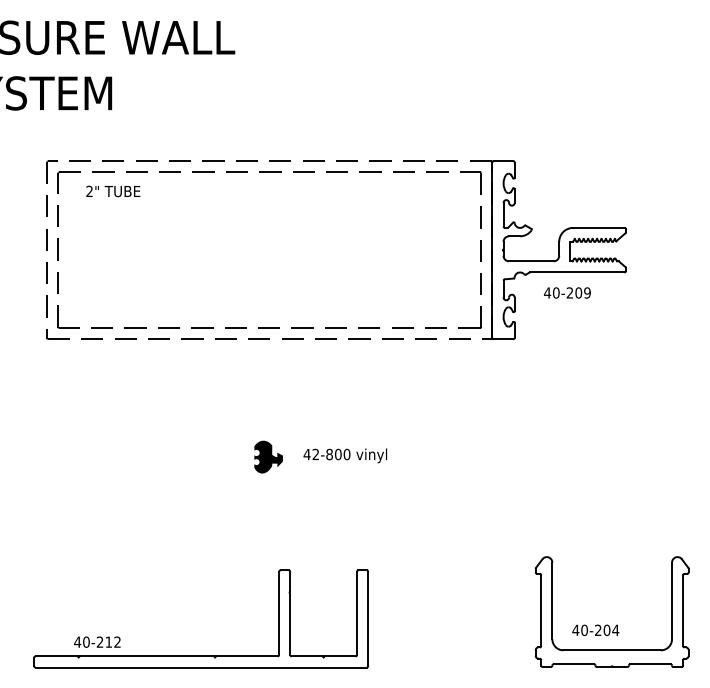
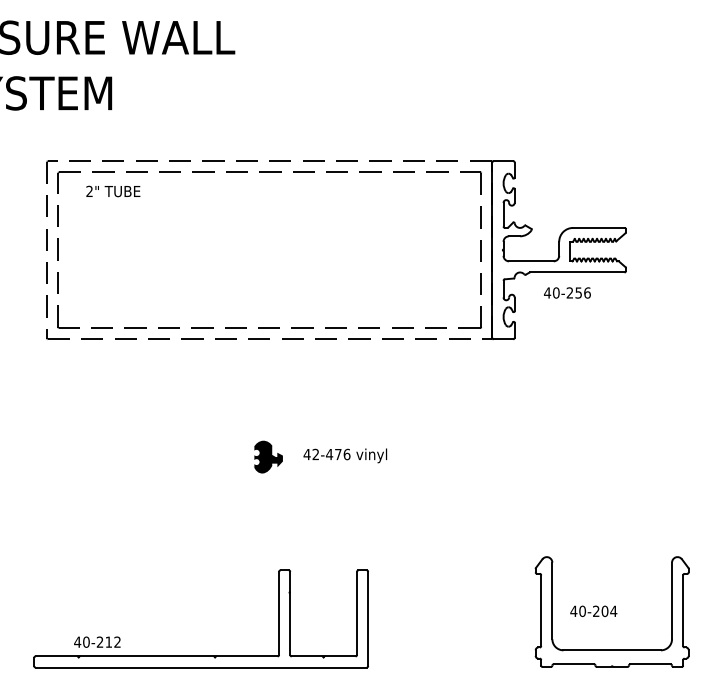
text: 40-209 -> 40-256 (582, 292)
text: 42-800 -> 42-476 (338, 454)
text position: (595, 630) -> (593, 611) (593, 611)
